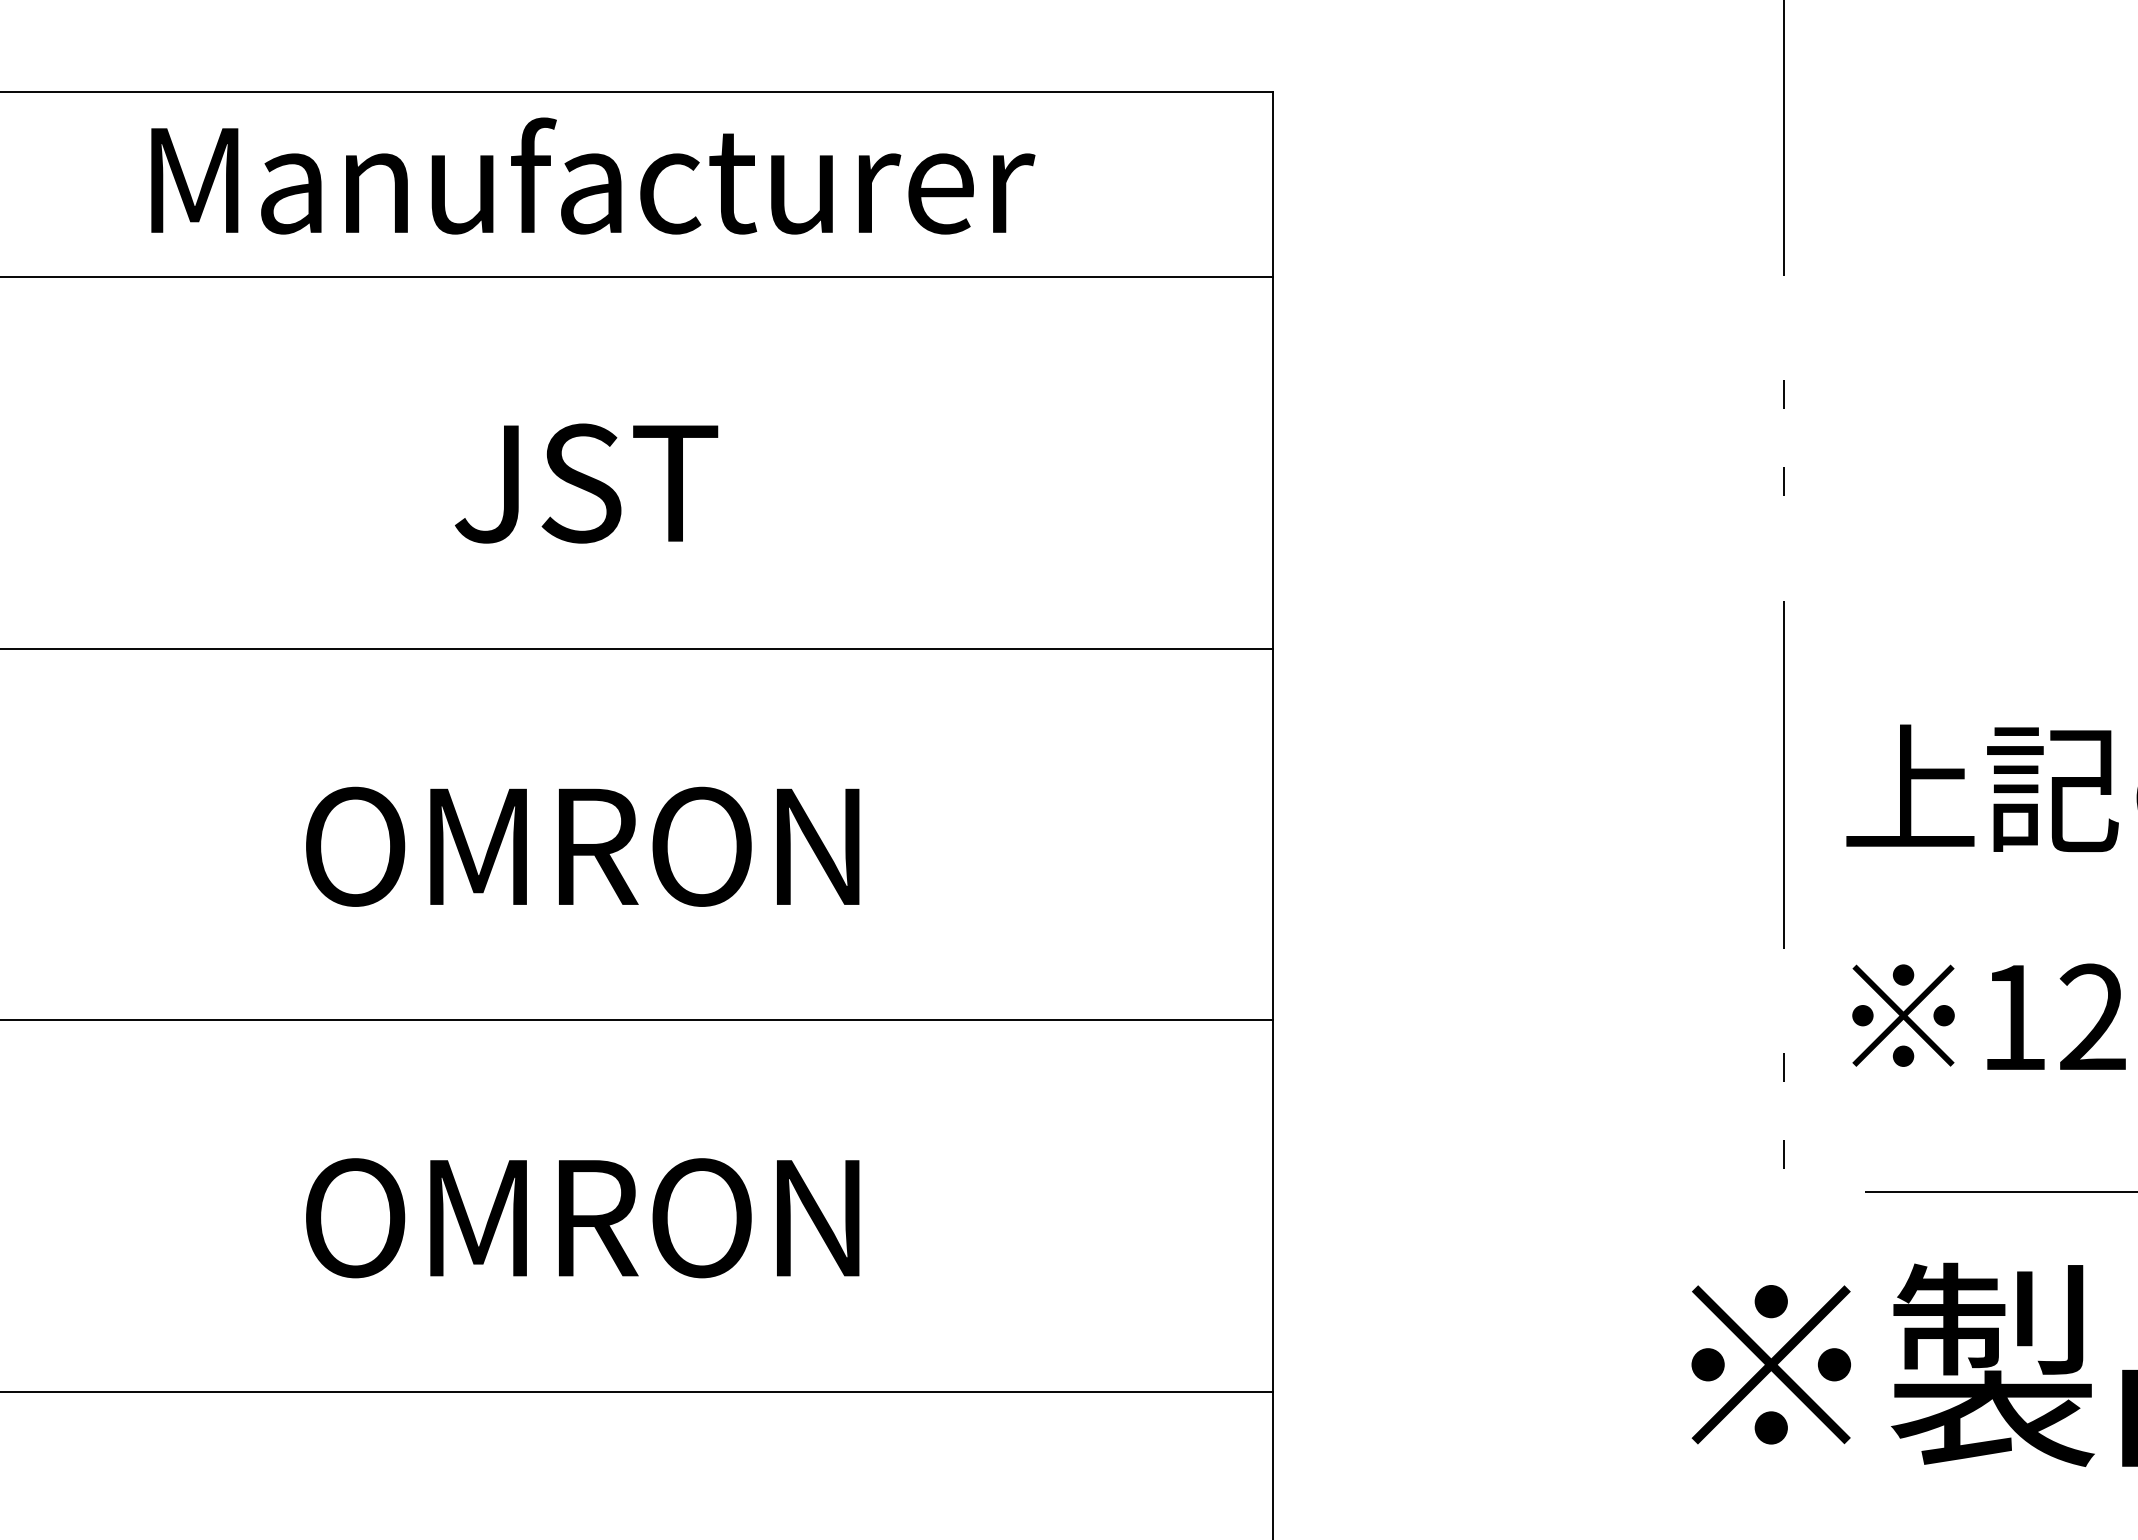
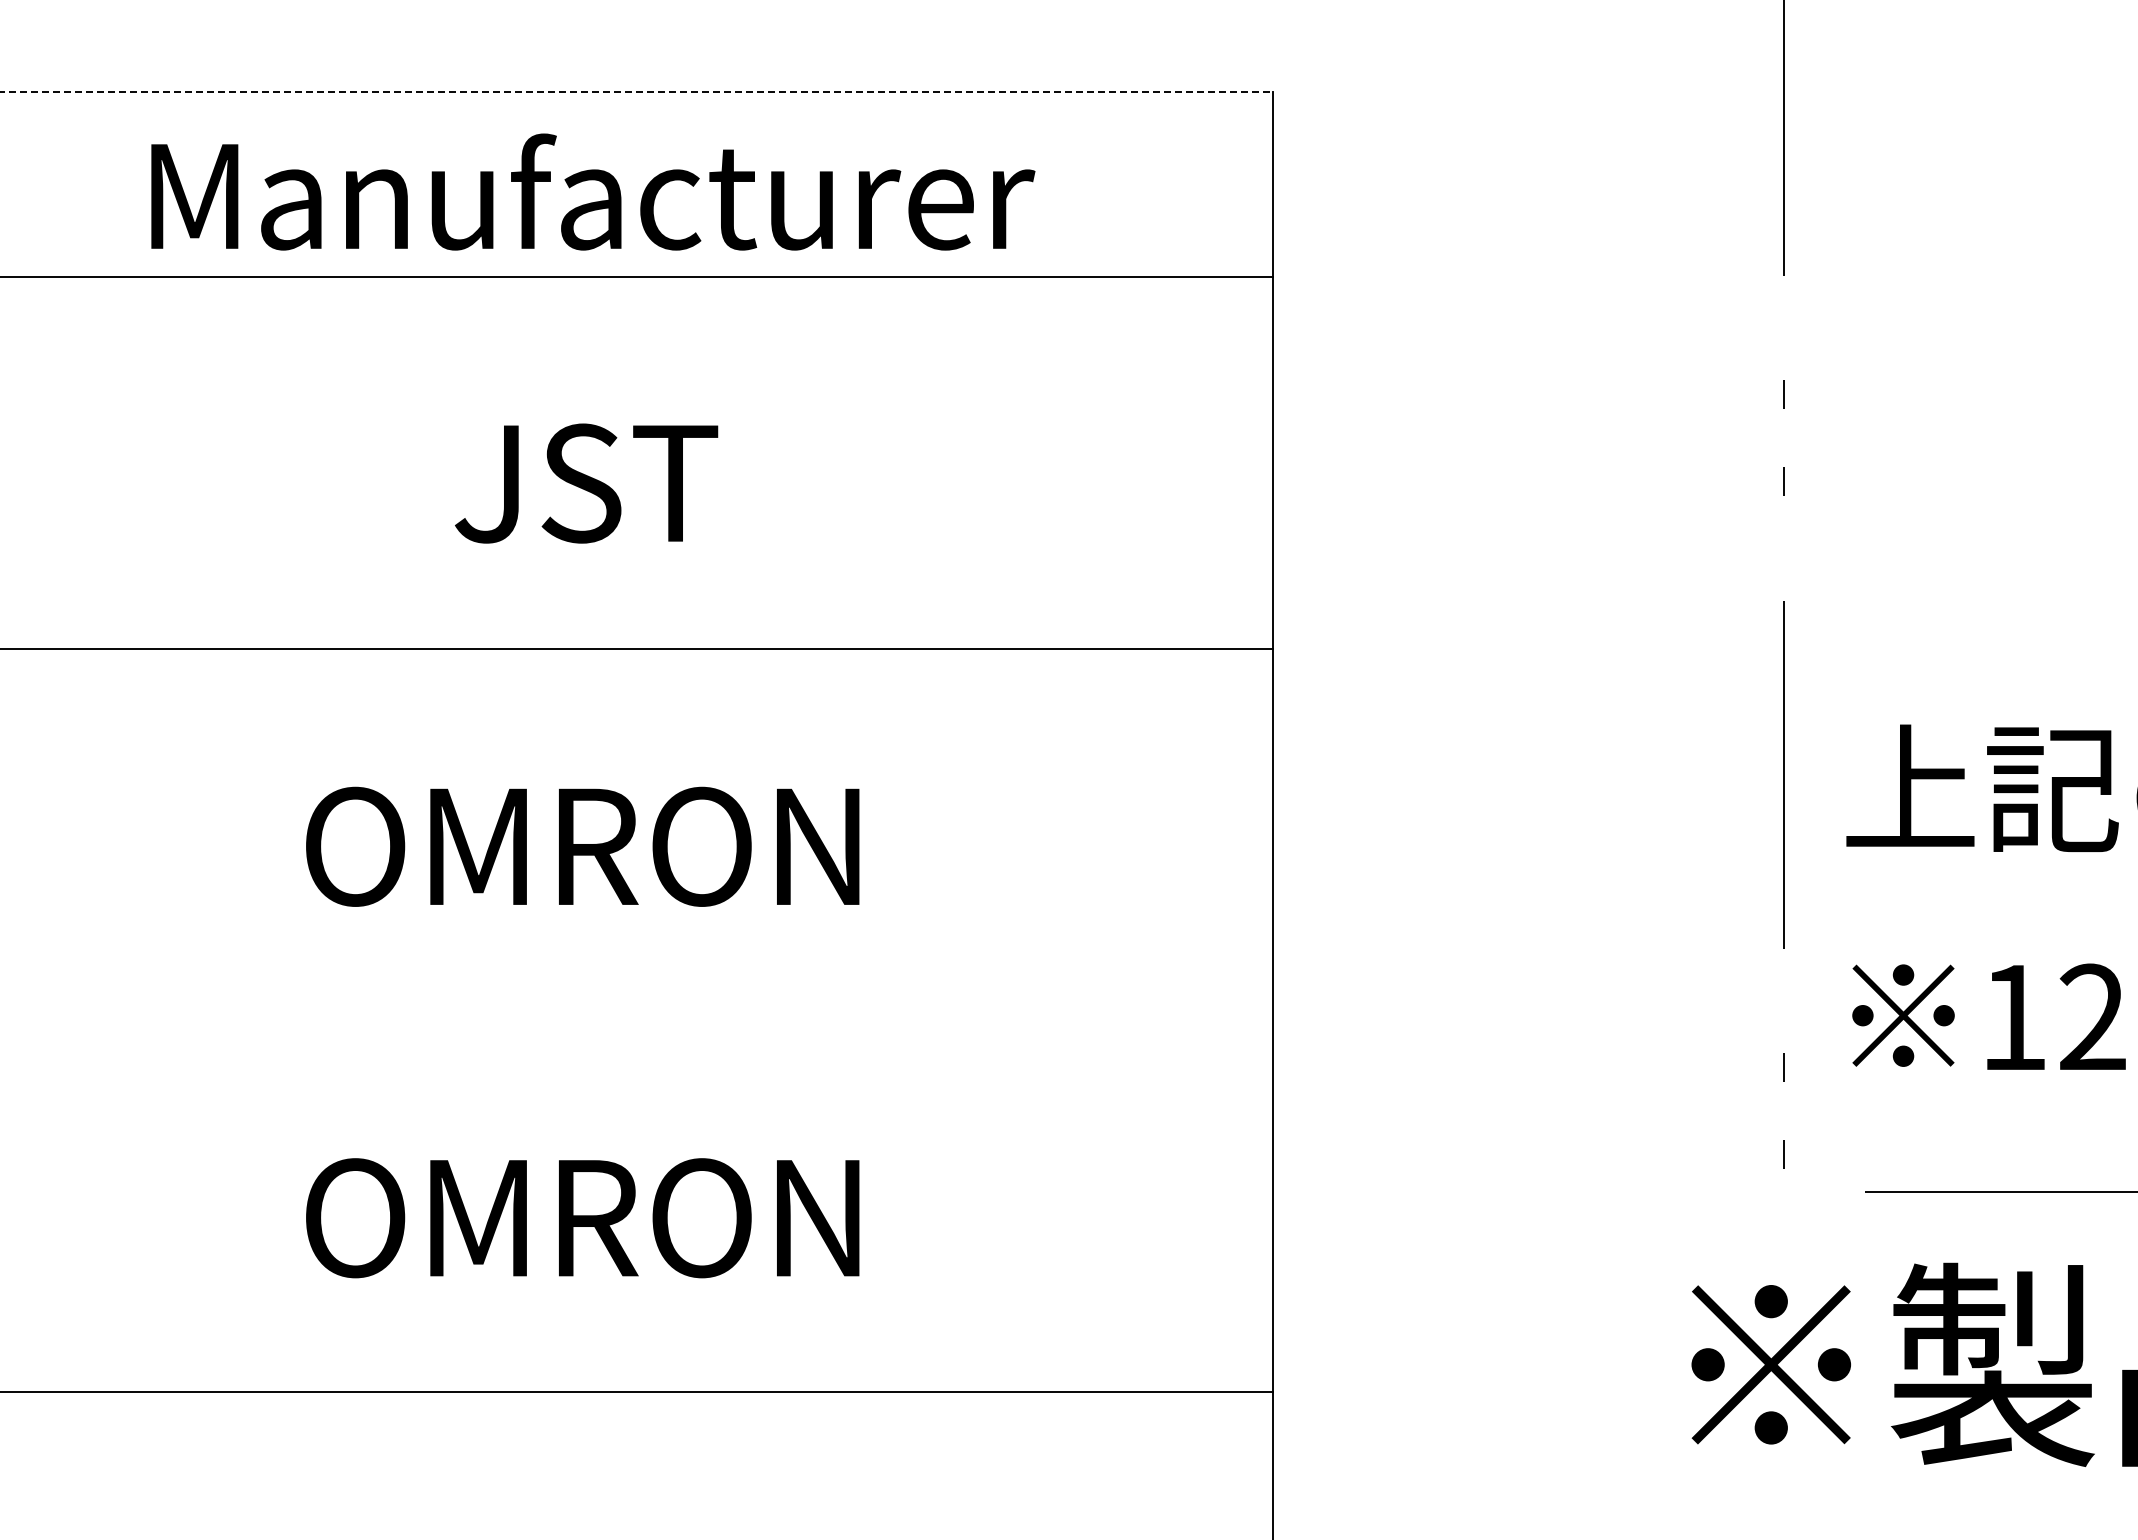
line: solid -> dashed (637, 91)
text position: (593, 175) -> (593, 191) (593, 191)
line: present -> none (637, 1020)
